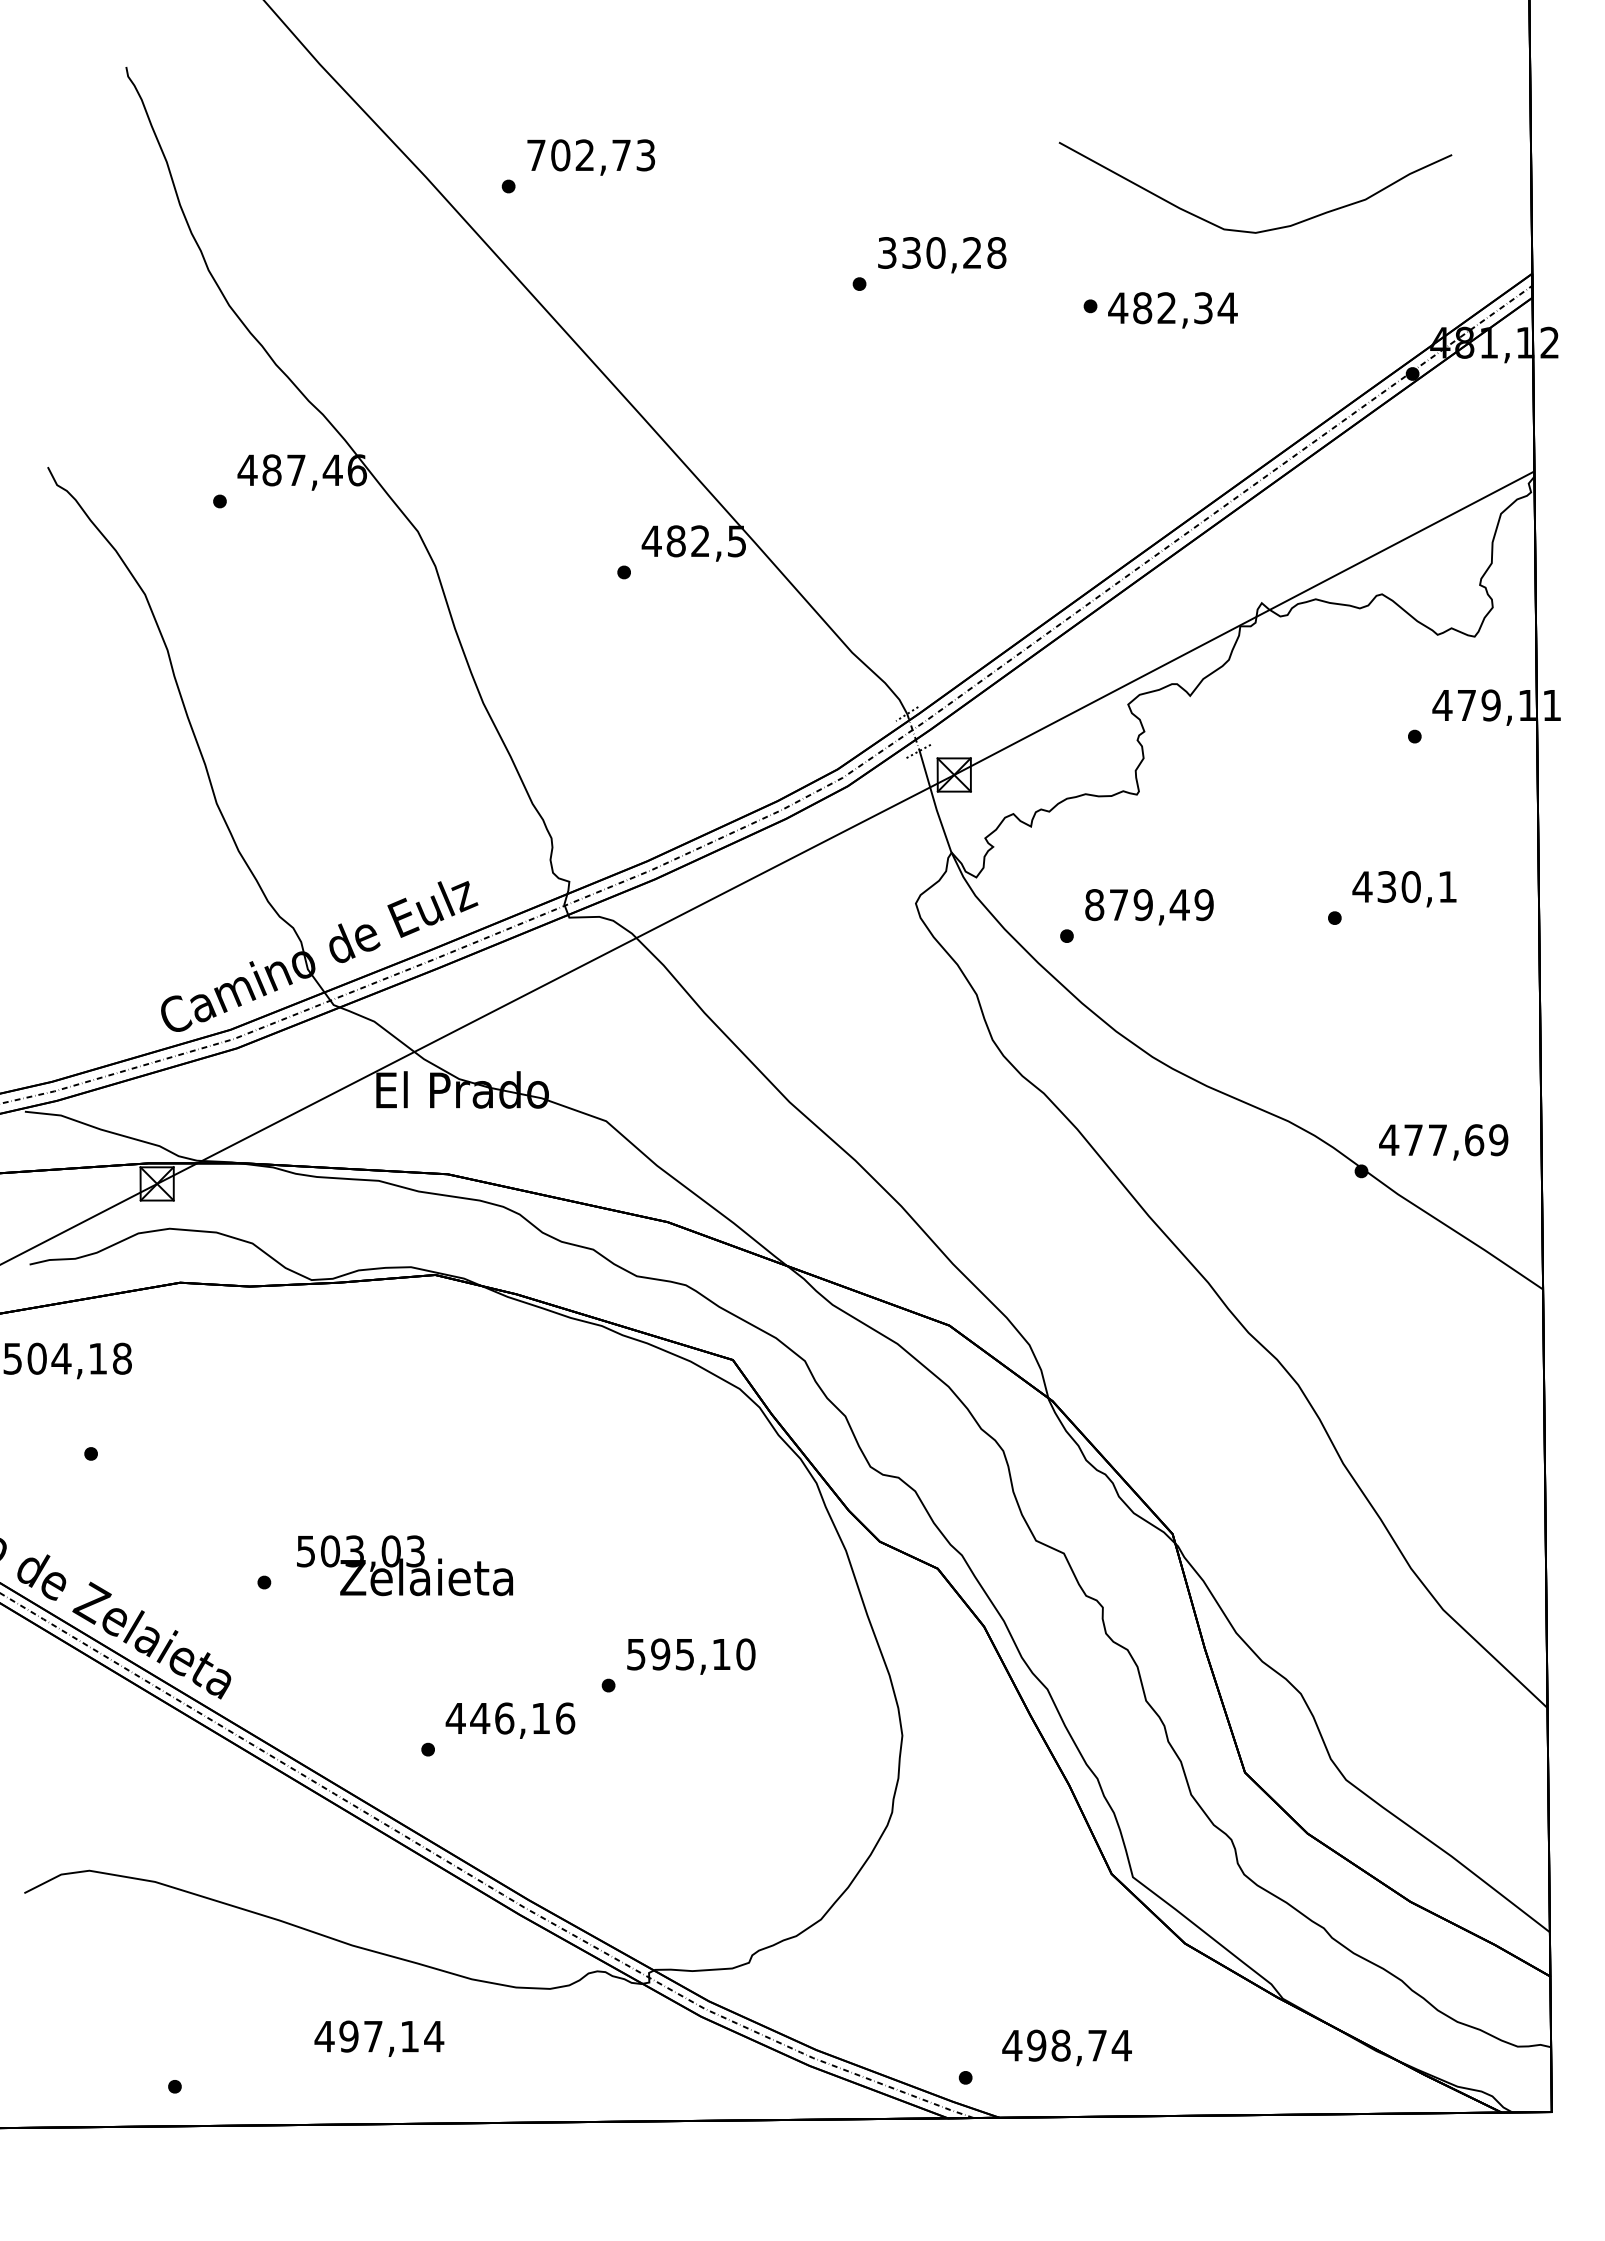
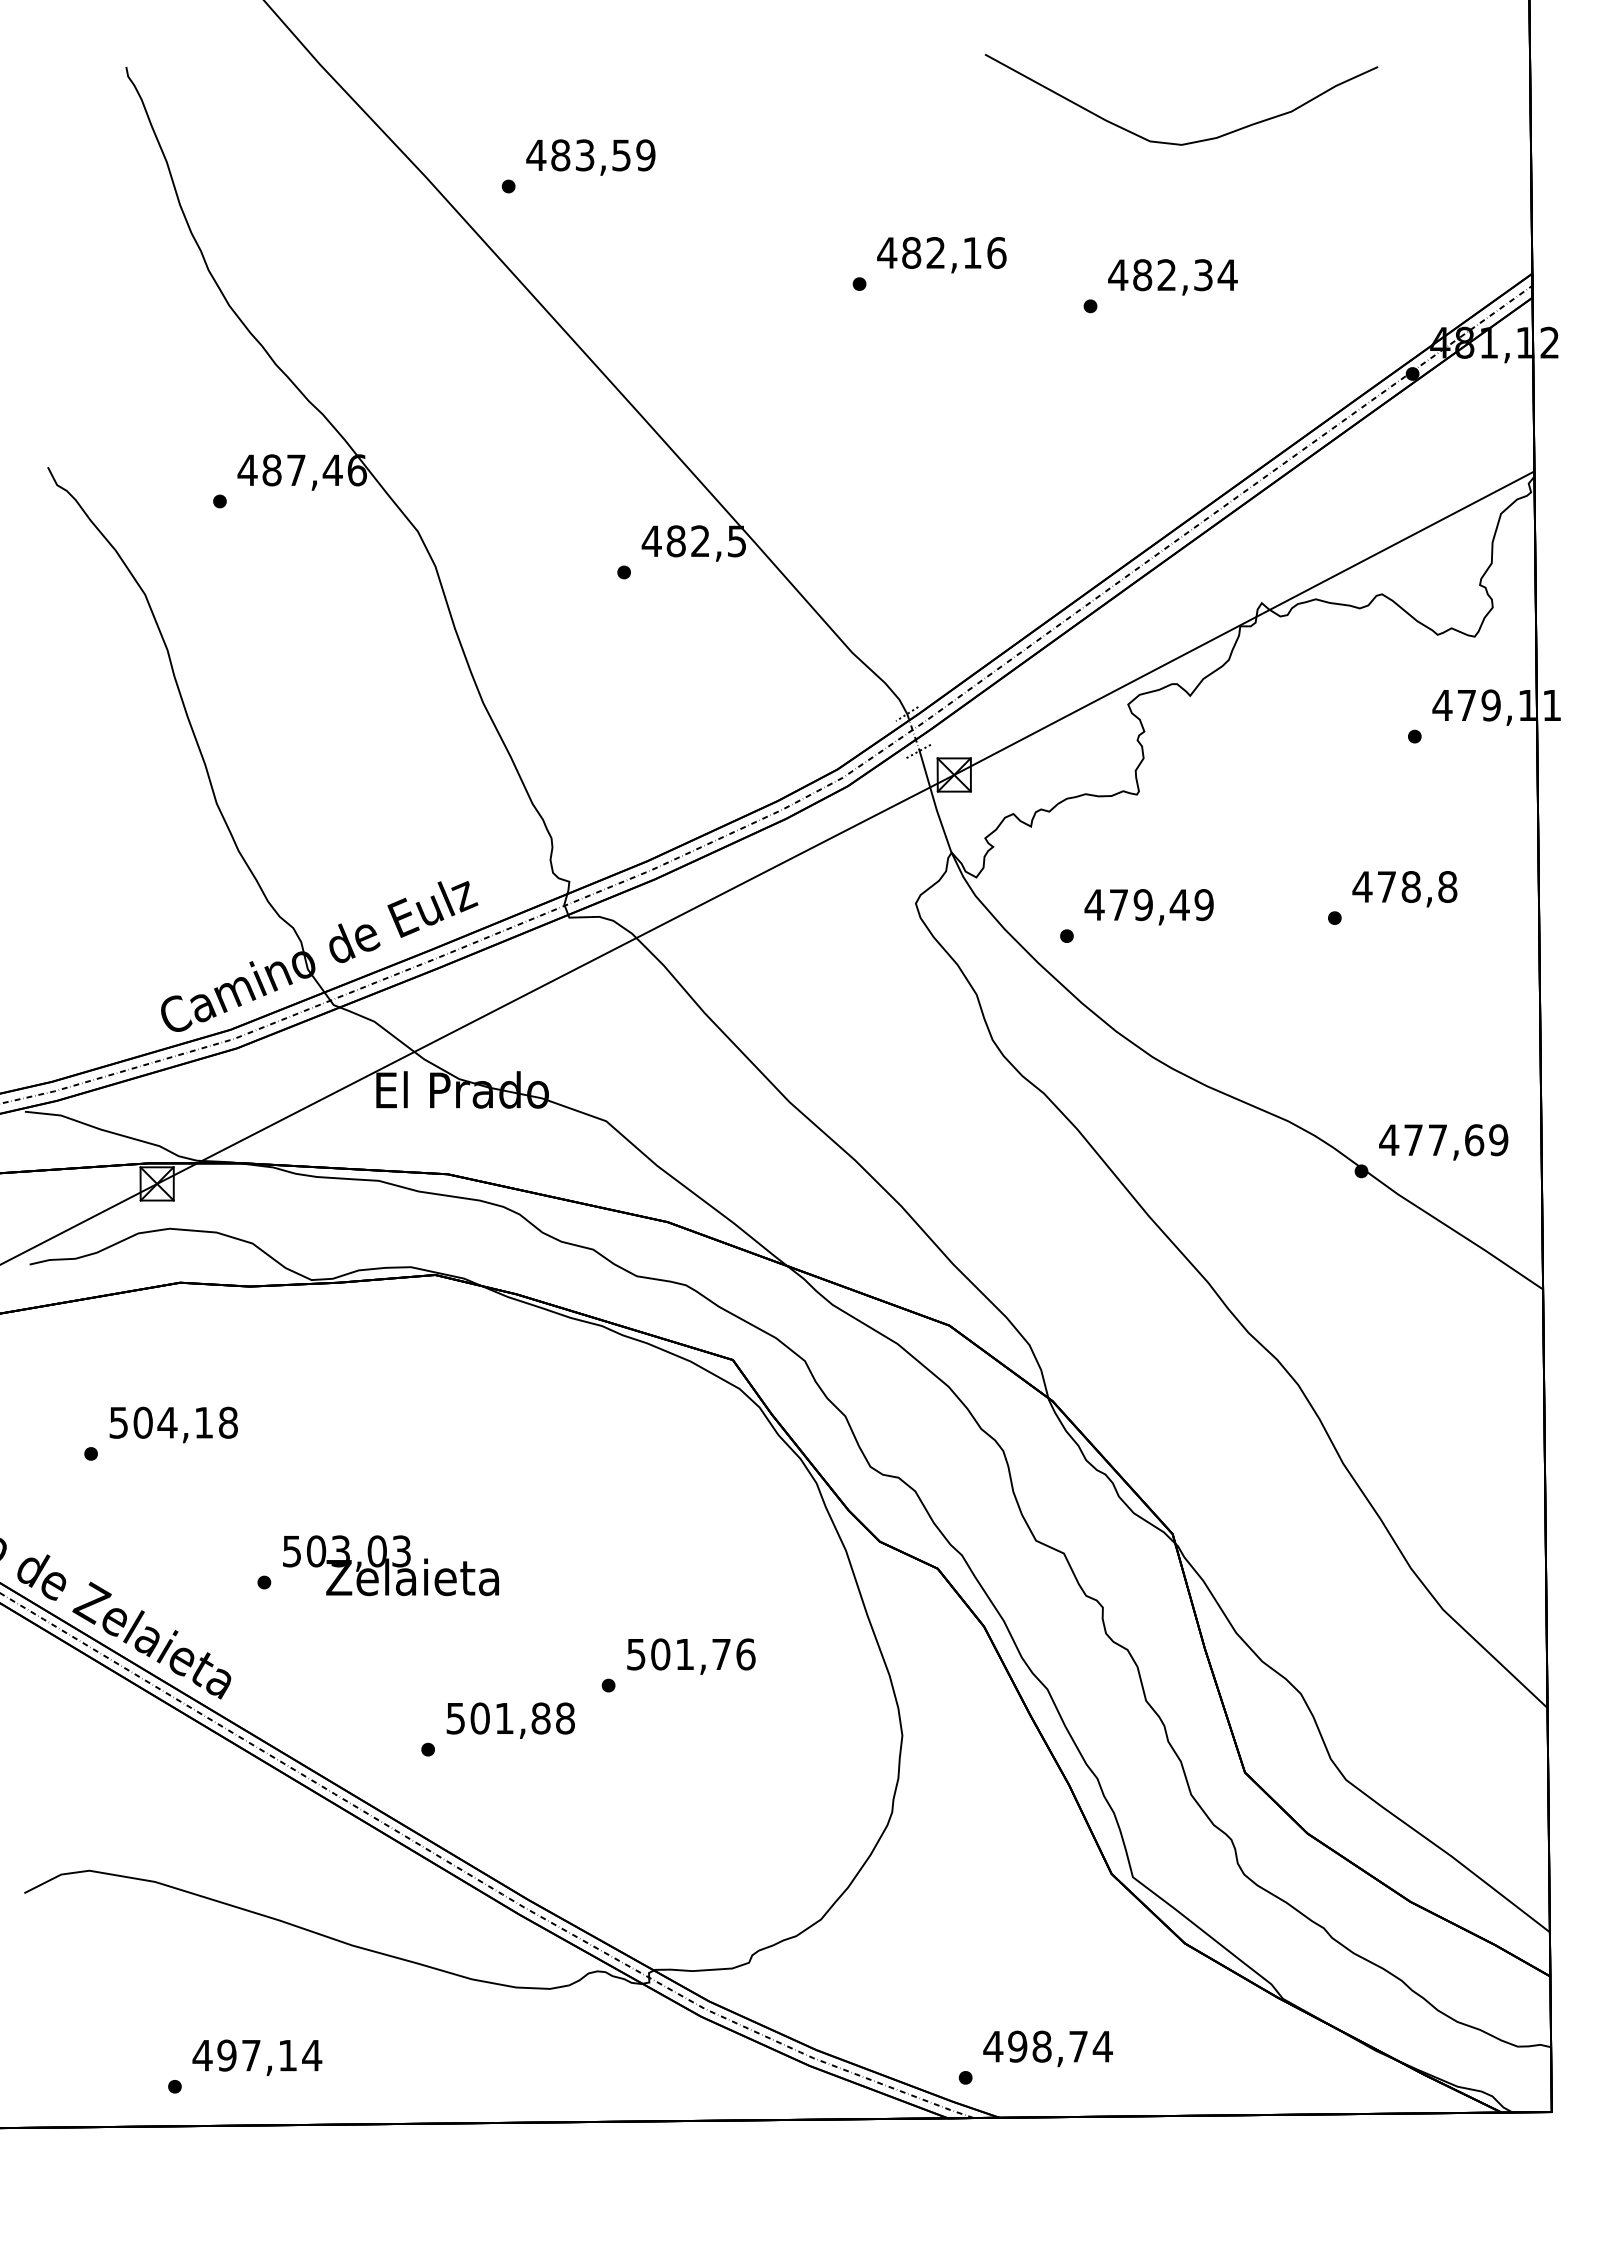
text: 702,73 -> 483,59 (590, 155)
curve position: (1266, 229) -> (1192, 141) (1192, 141)
text: 330,28 -> 482,16 (941, 252)
text position: (1172, 310) -> (1172, 277) (1172, 277)
text: 430,1 -> 478,8 (1417, 886)
text: 879,49 -> 479,49 (1094, 905)
text position: (67, 1360) -> (173, 1424) (173, 1424)
text position: (404, 1565) -> (390, 1565) (390, 1565)
text: 595,10 -> 501,76 (703, 1654)
text: 446,16 -> 501,88 (510, 1718)
text position: (379, 2038) -> (257, 2057) (257, 2057)
text position: (1066, 2047) -> (1047, 2048) (1047, 2048)
